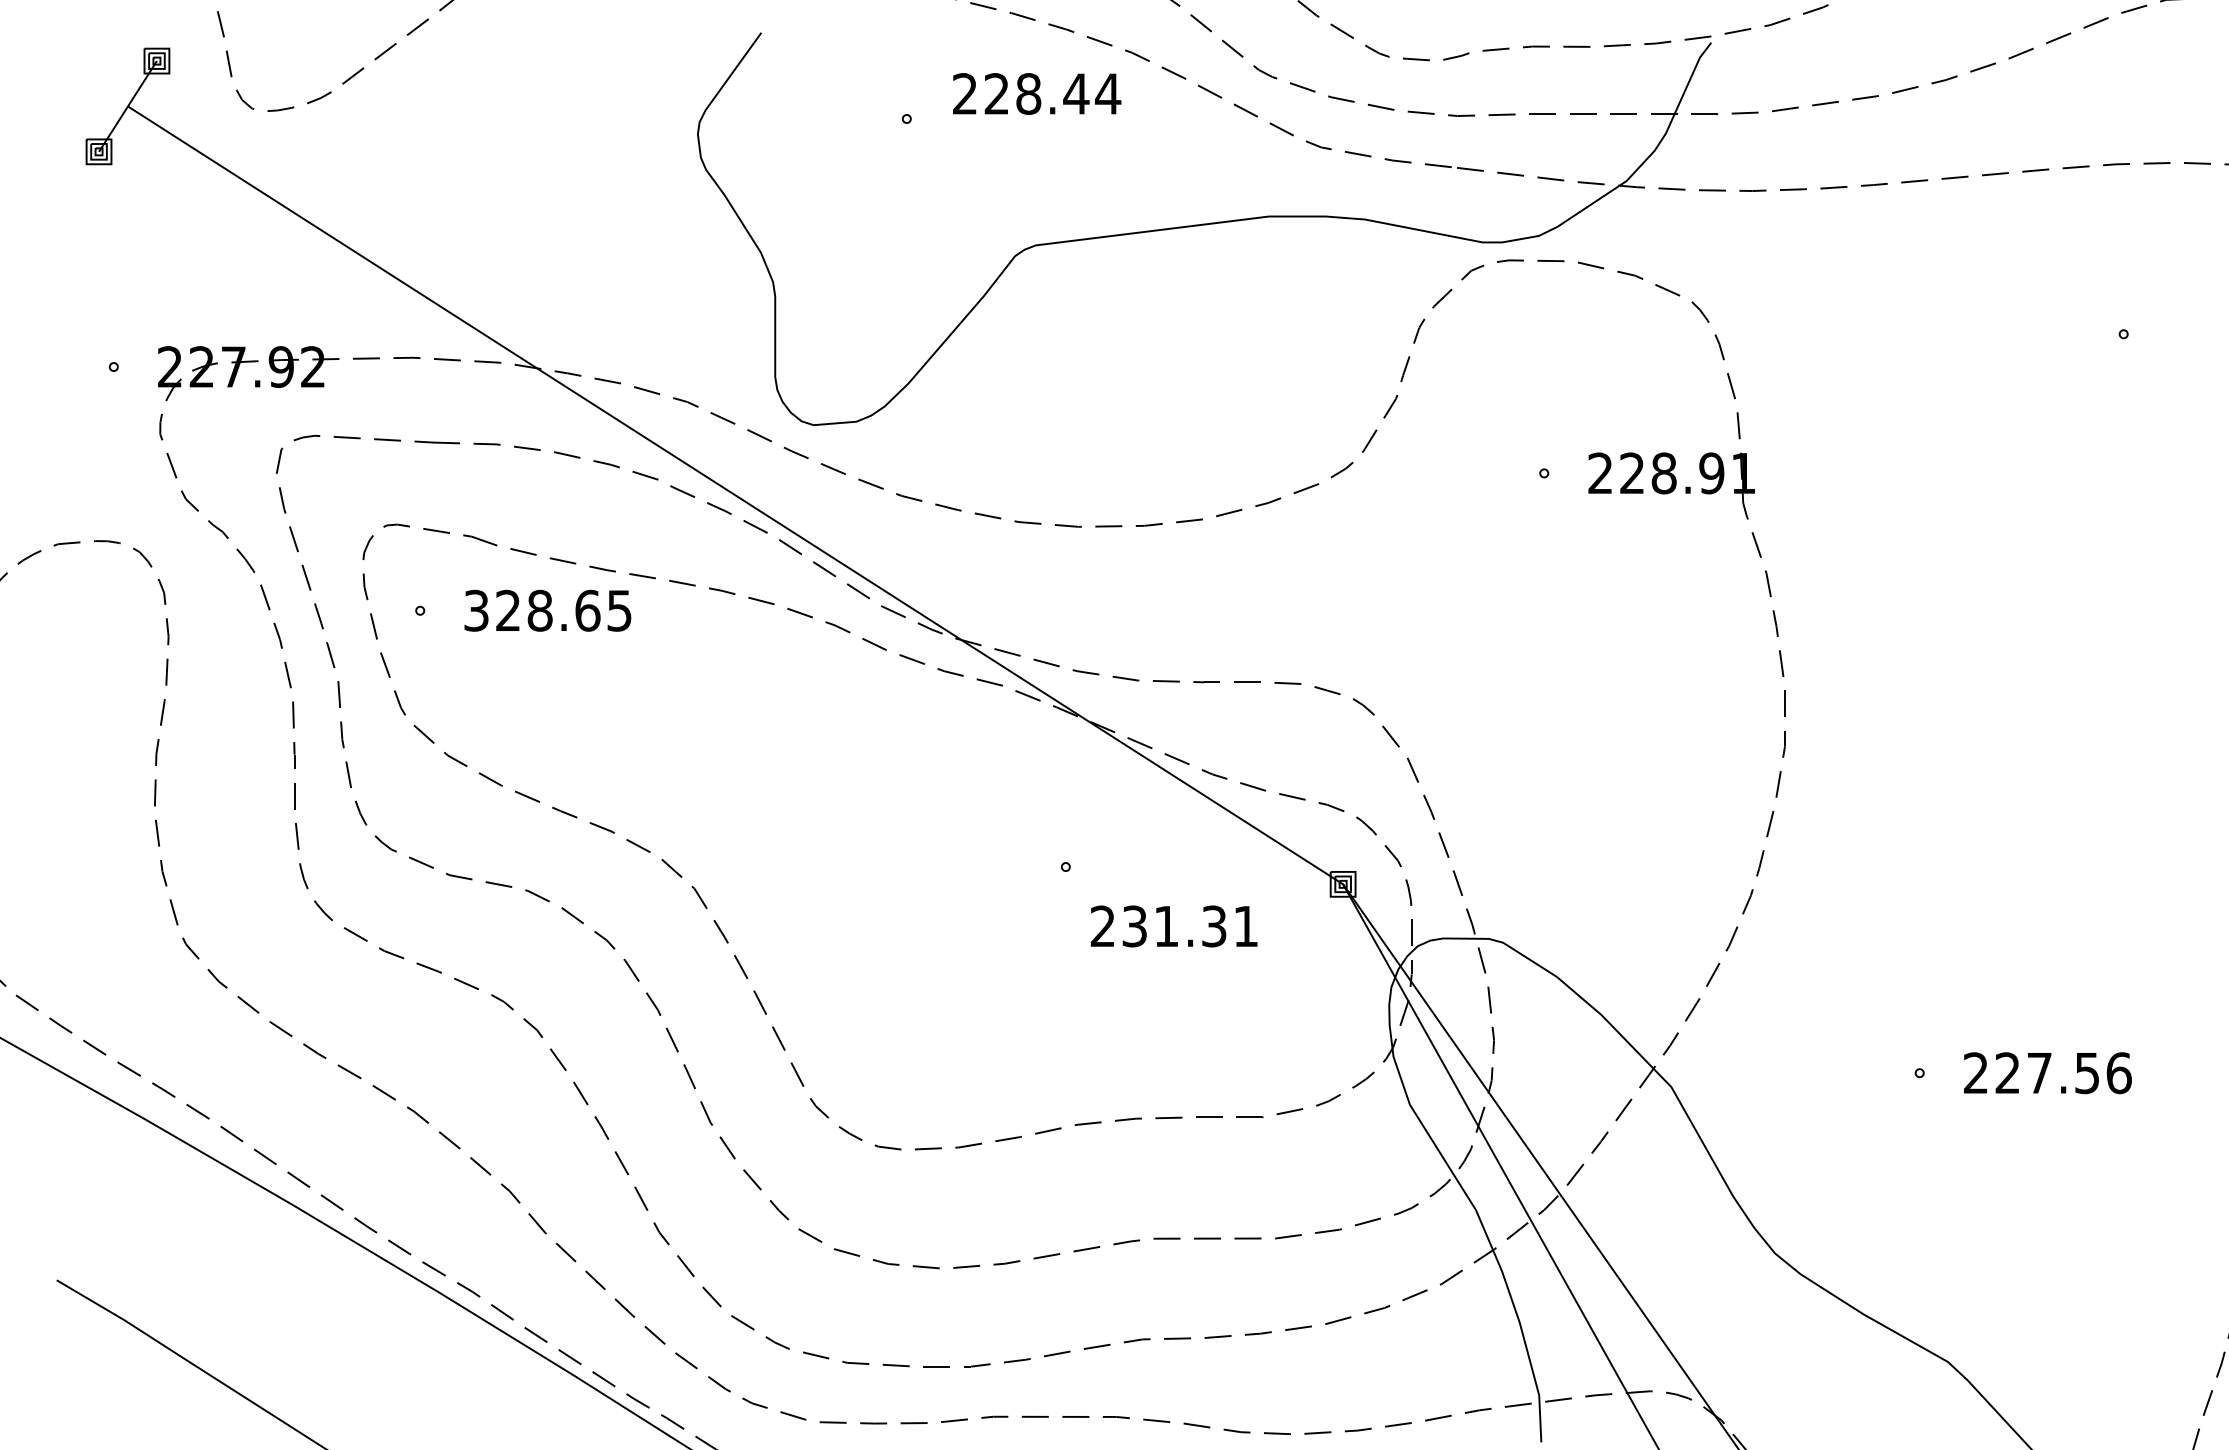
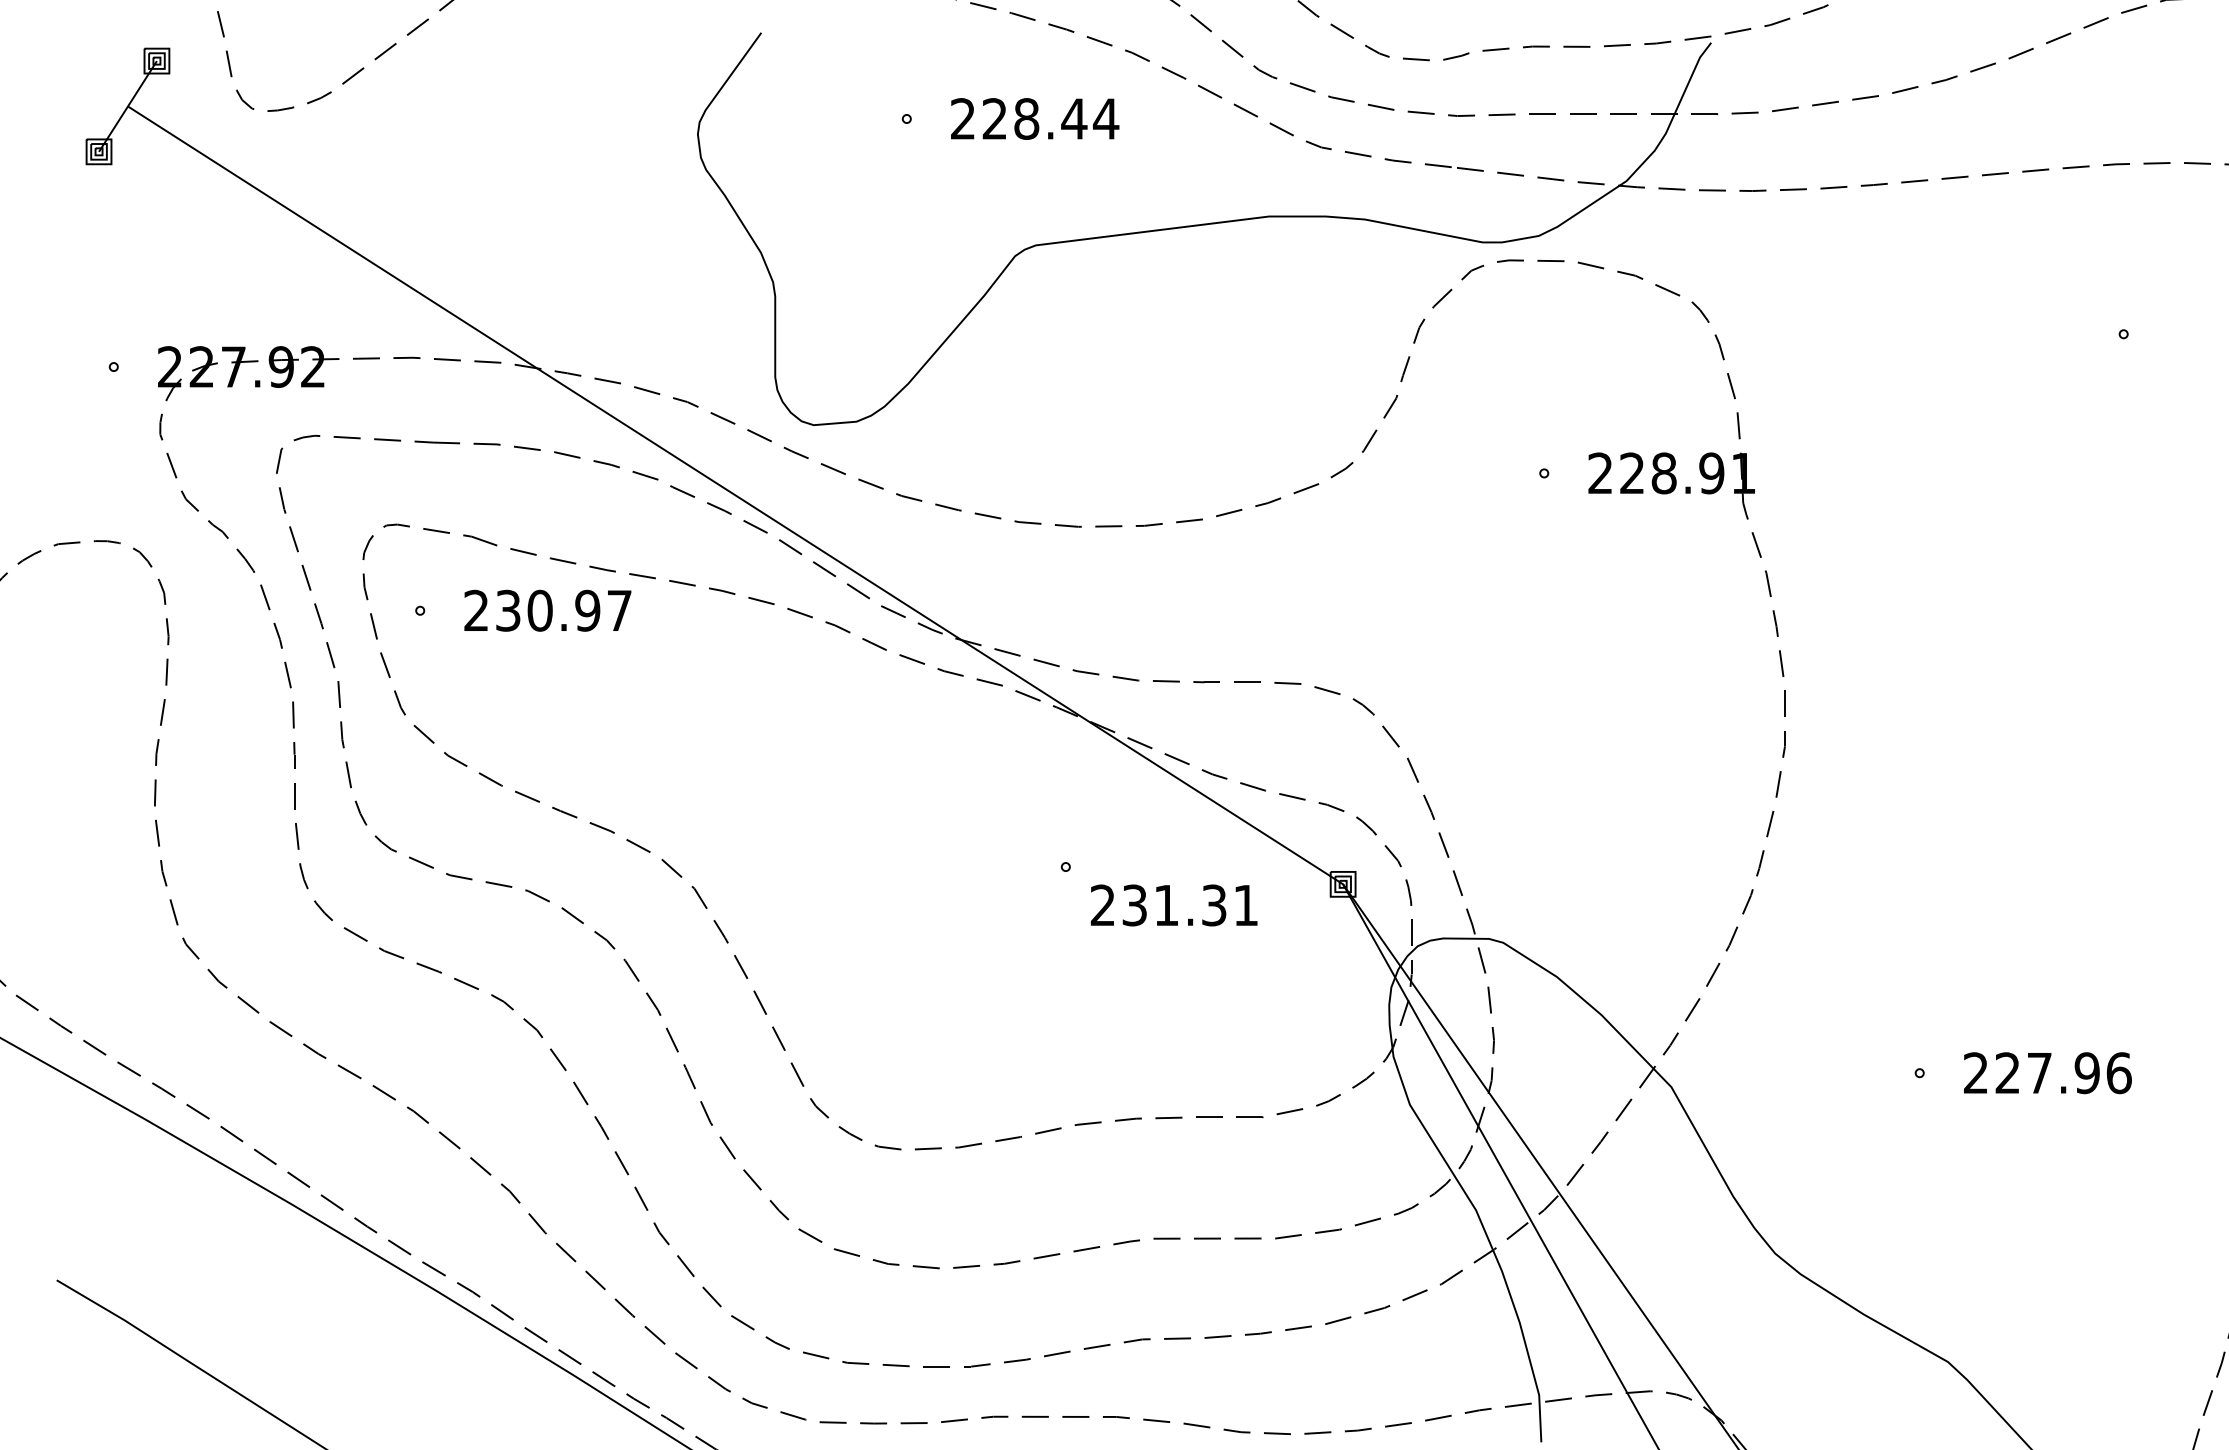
text position: (1037, 93) -> (1035, 118) (1035, 118)
text: 328.65 -> 230.97 (547, 610)
text position: (1173, 926) -> (1173, 905) (1173, 905)
text: 227.56 -> 227.96 (2086, 1072)
